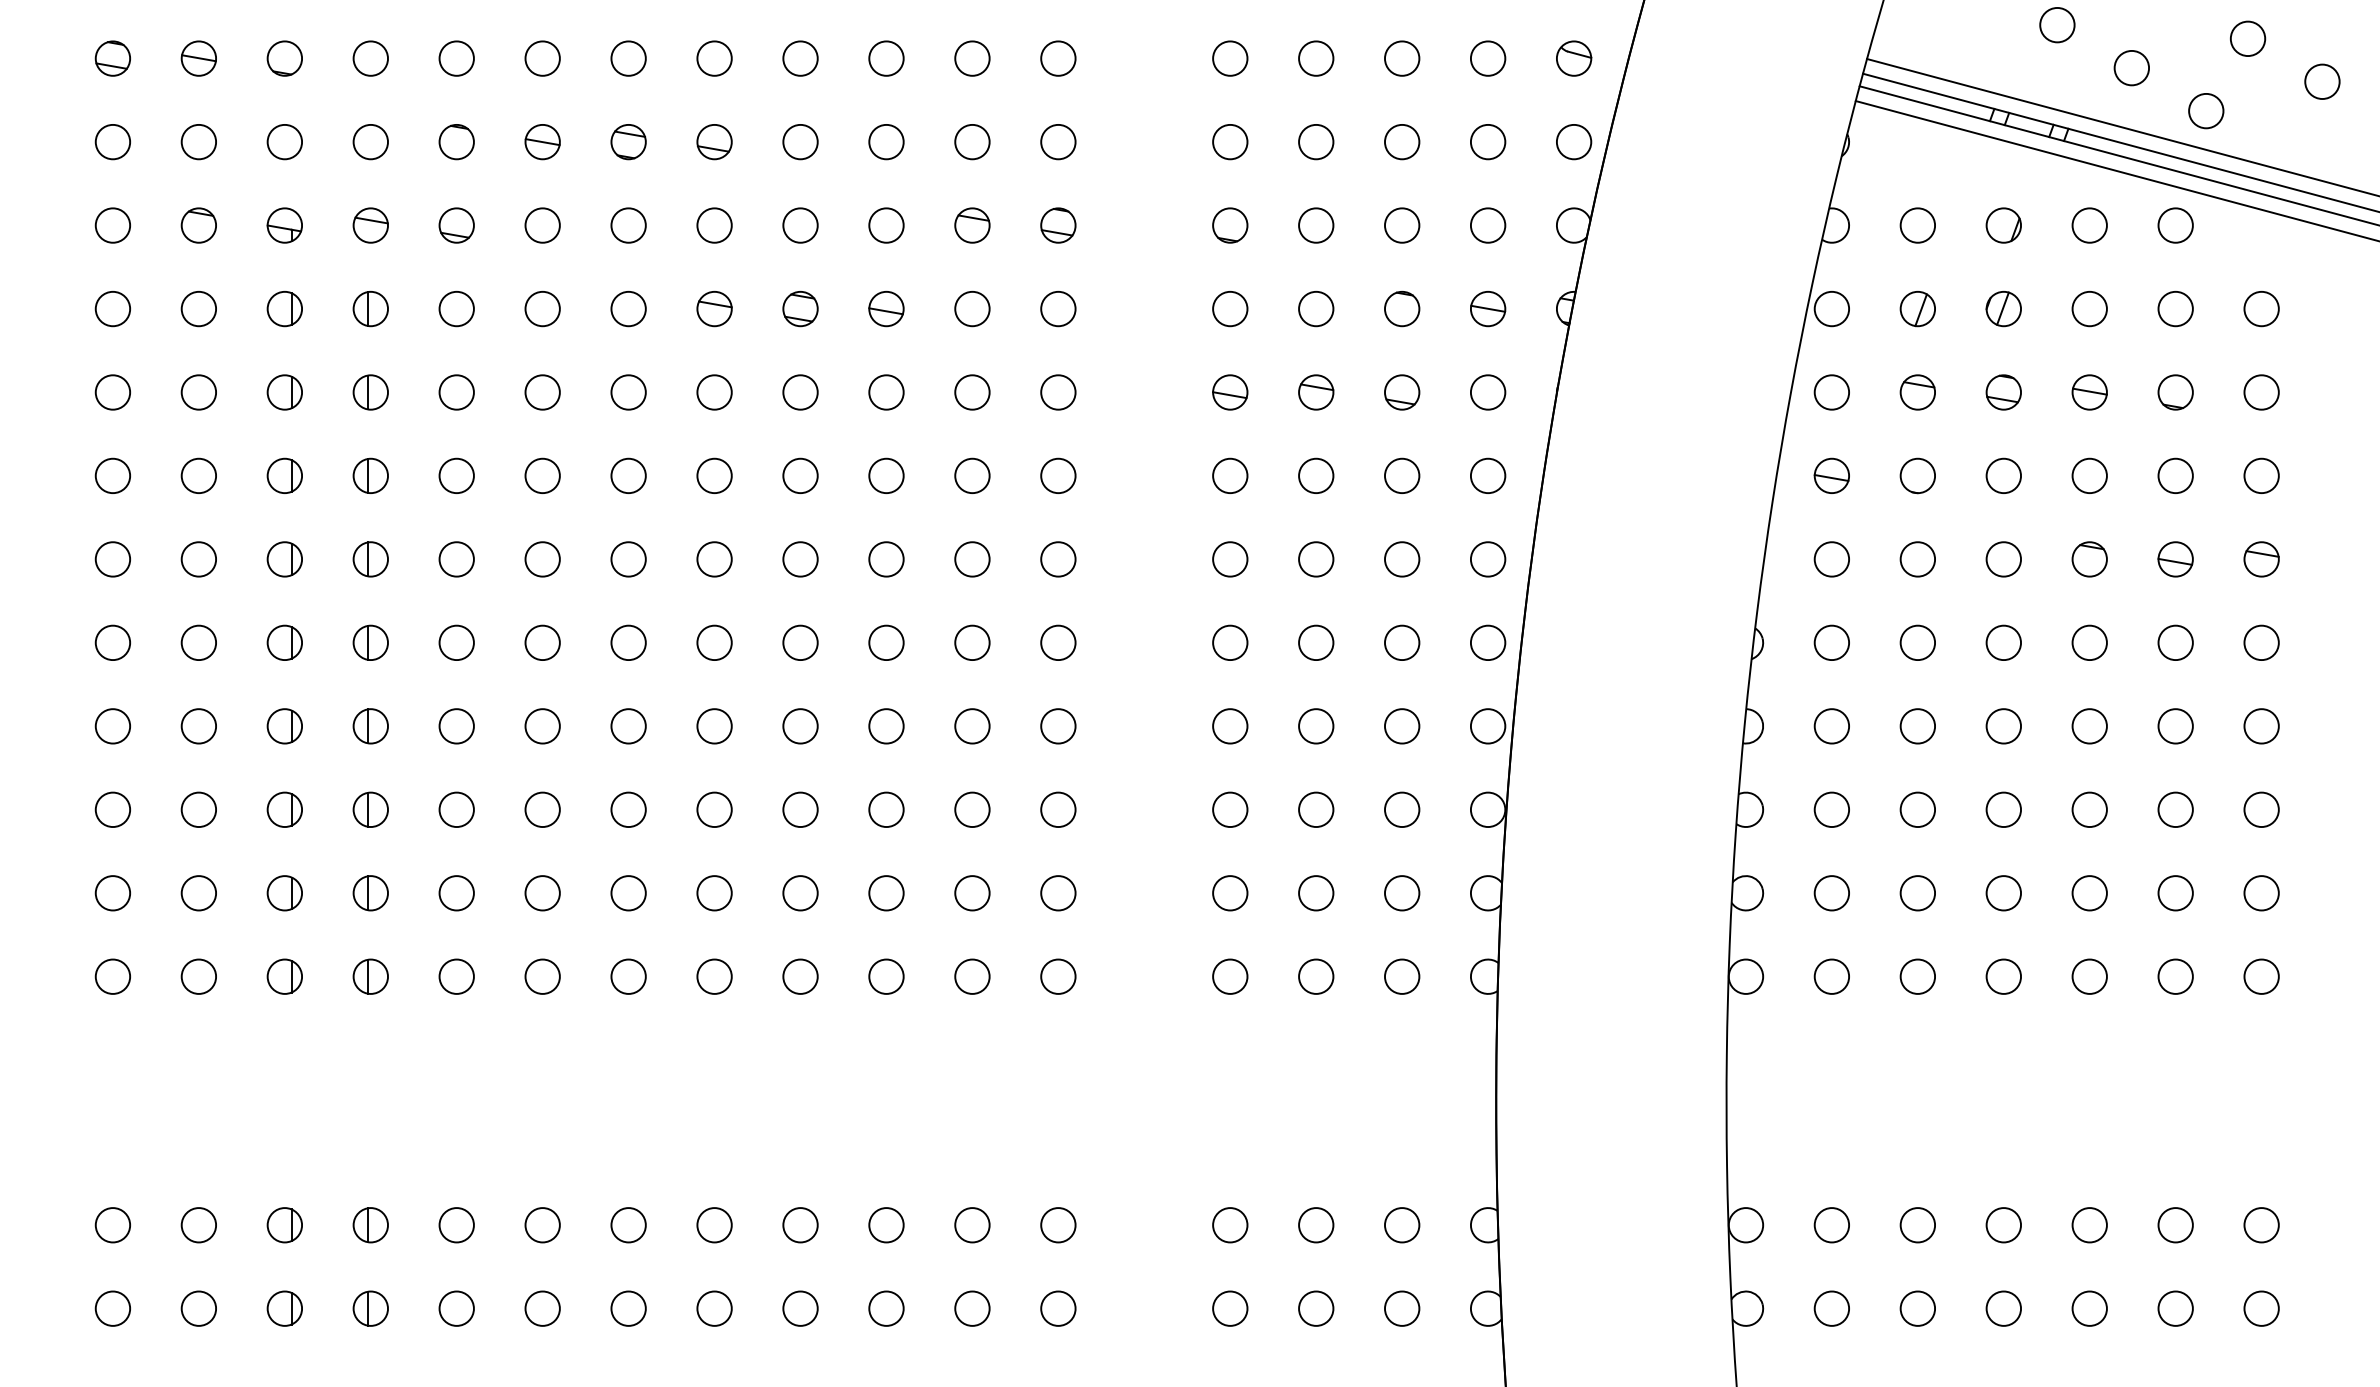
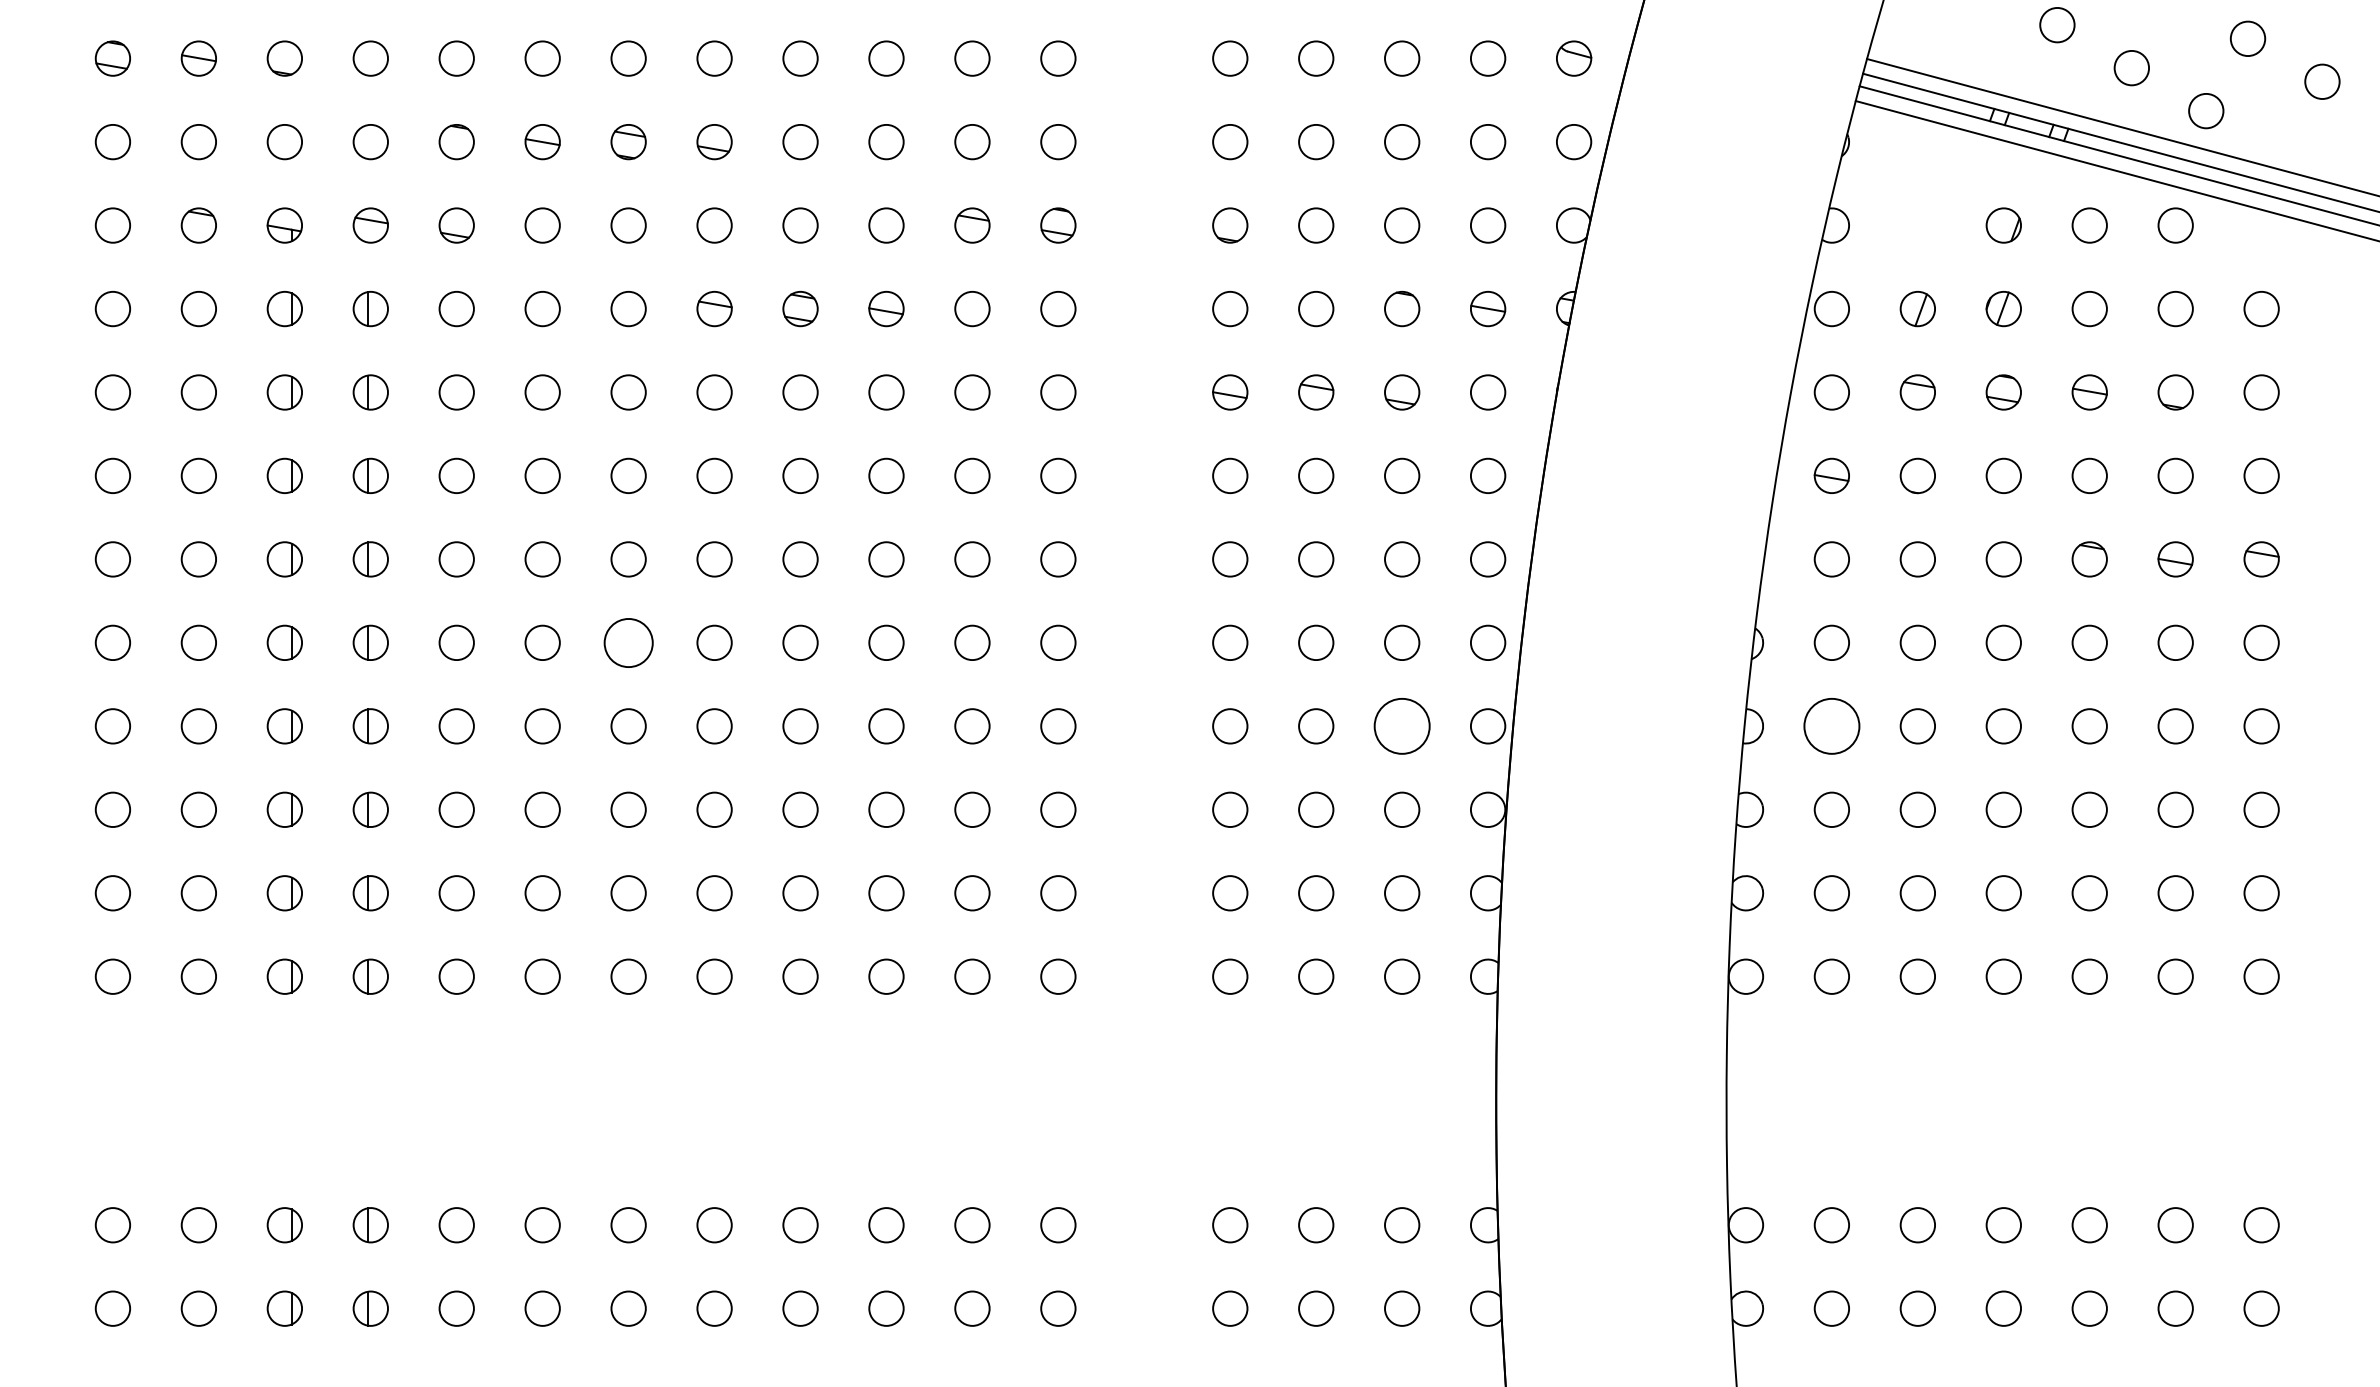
circle: present -> none (1917, 225)
circle size: 37x37 px -> 51x50 px (628, 642)
circle diameter: 34 px -> 55 px (1401, 725)
circle diameter: 34 px -> 55 px (1831, 725)
